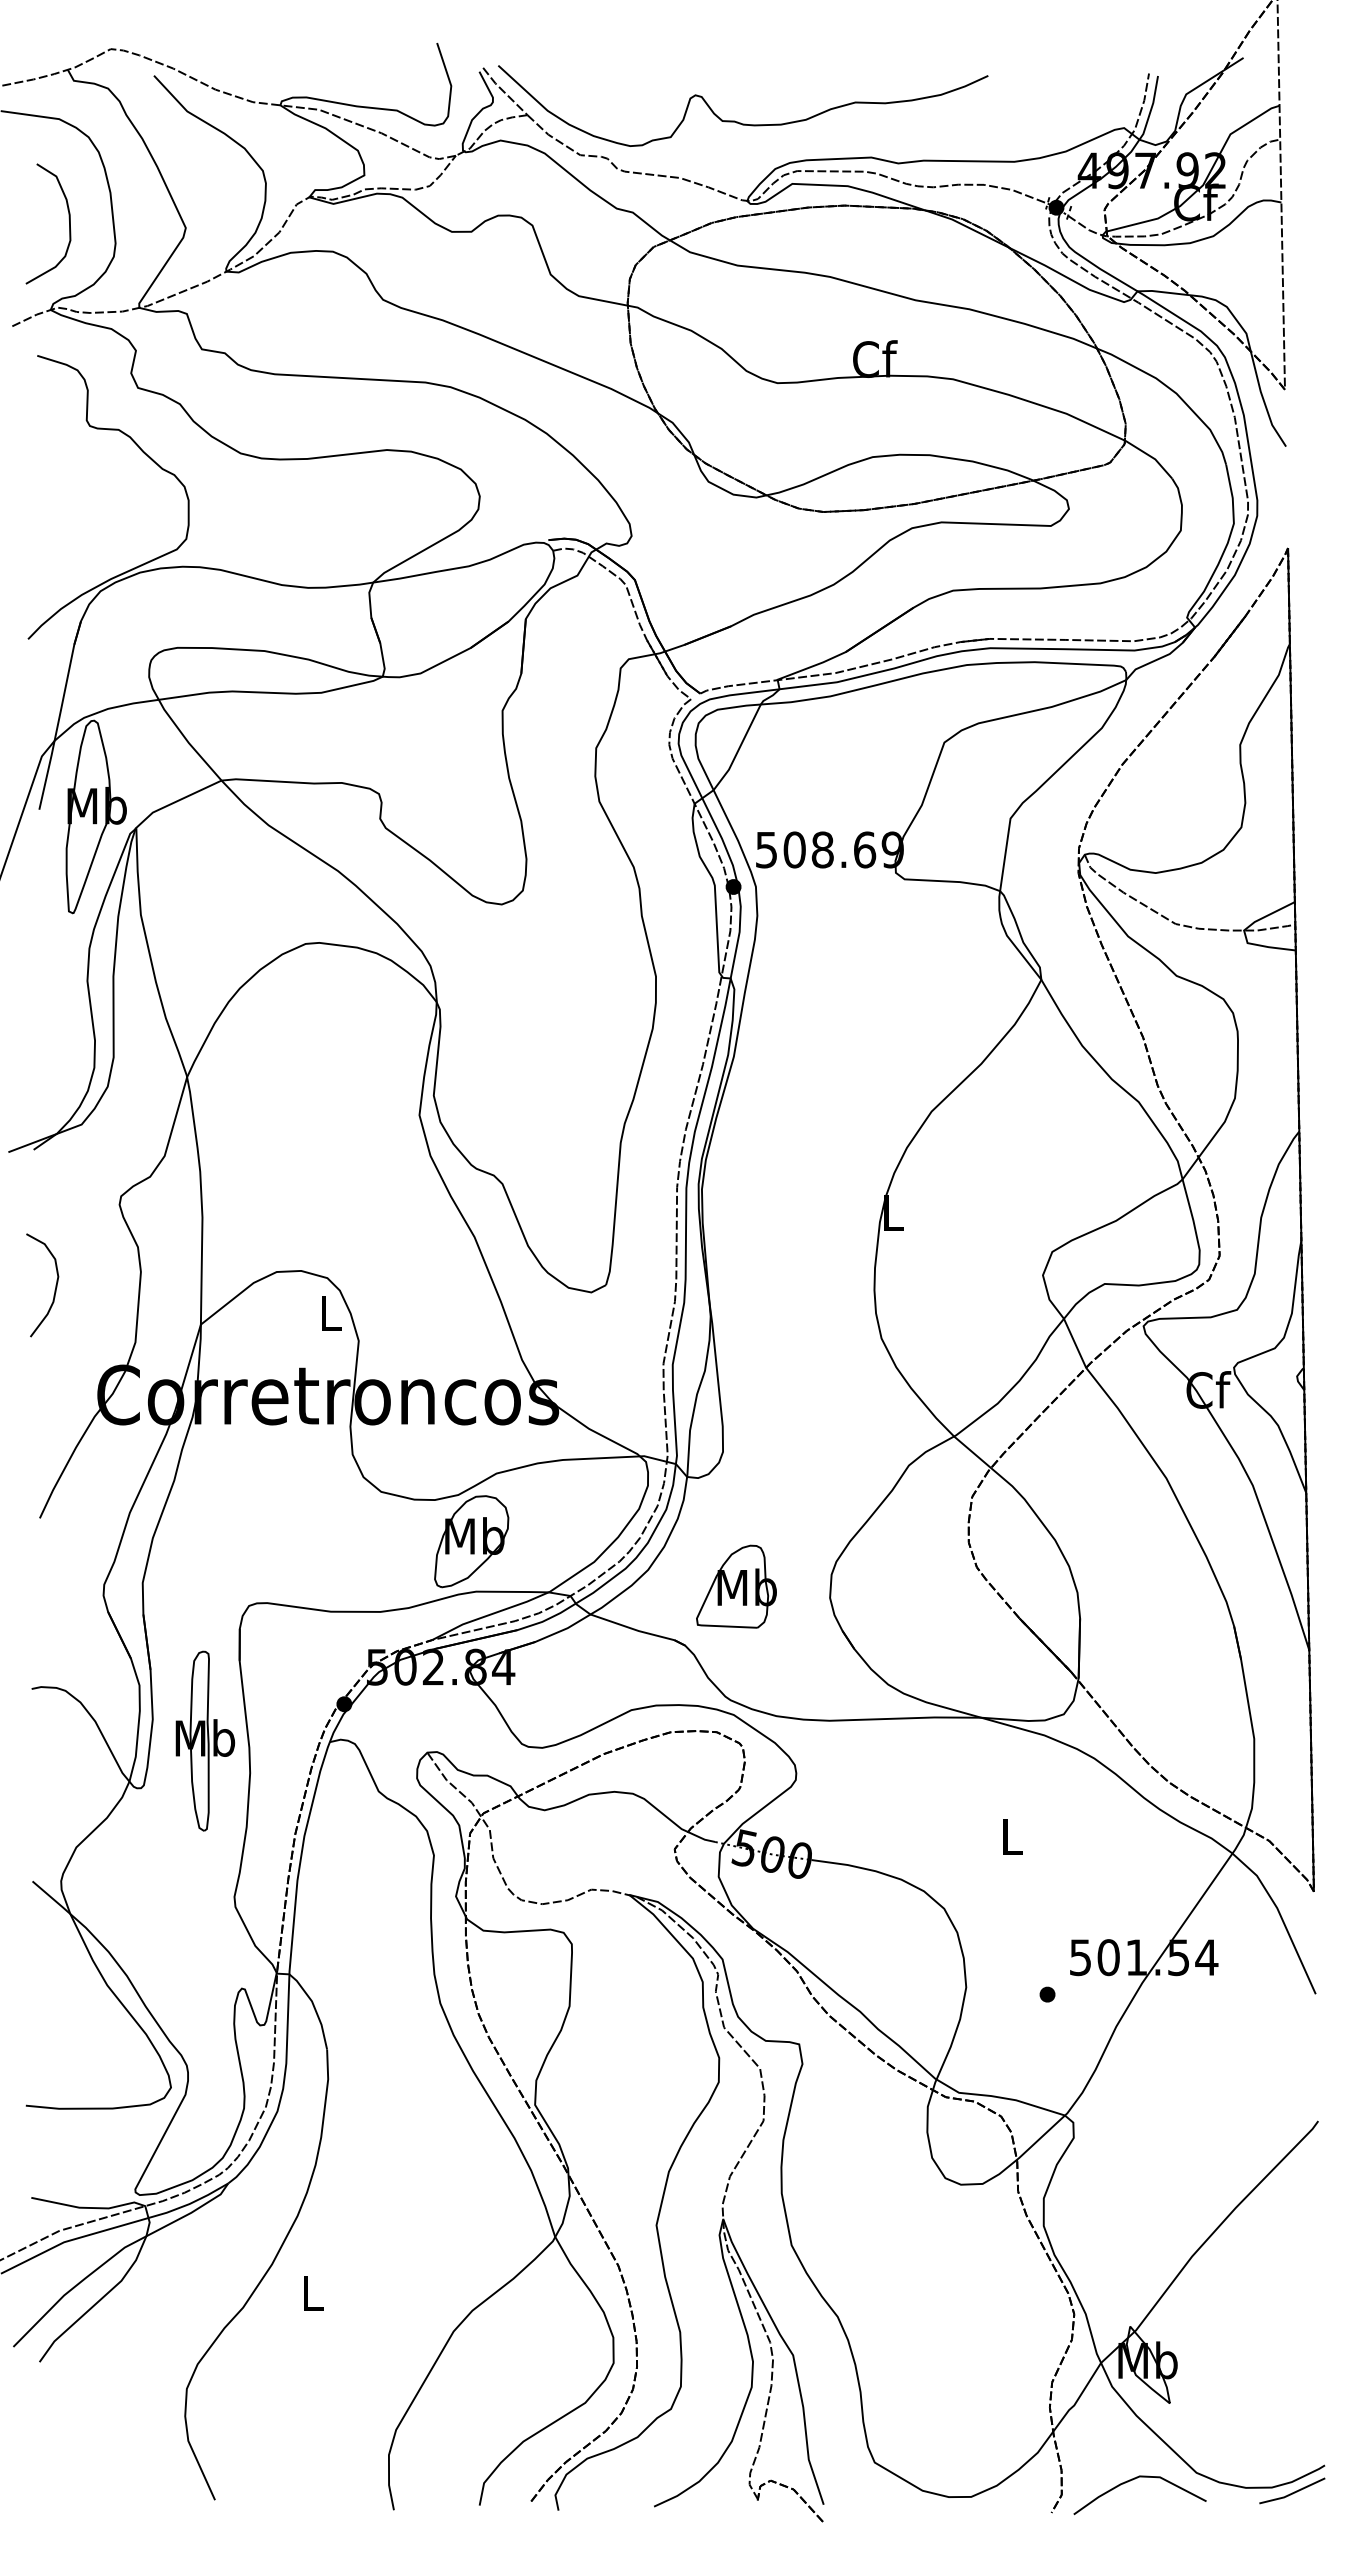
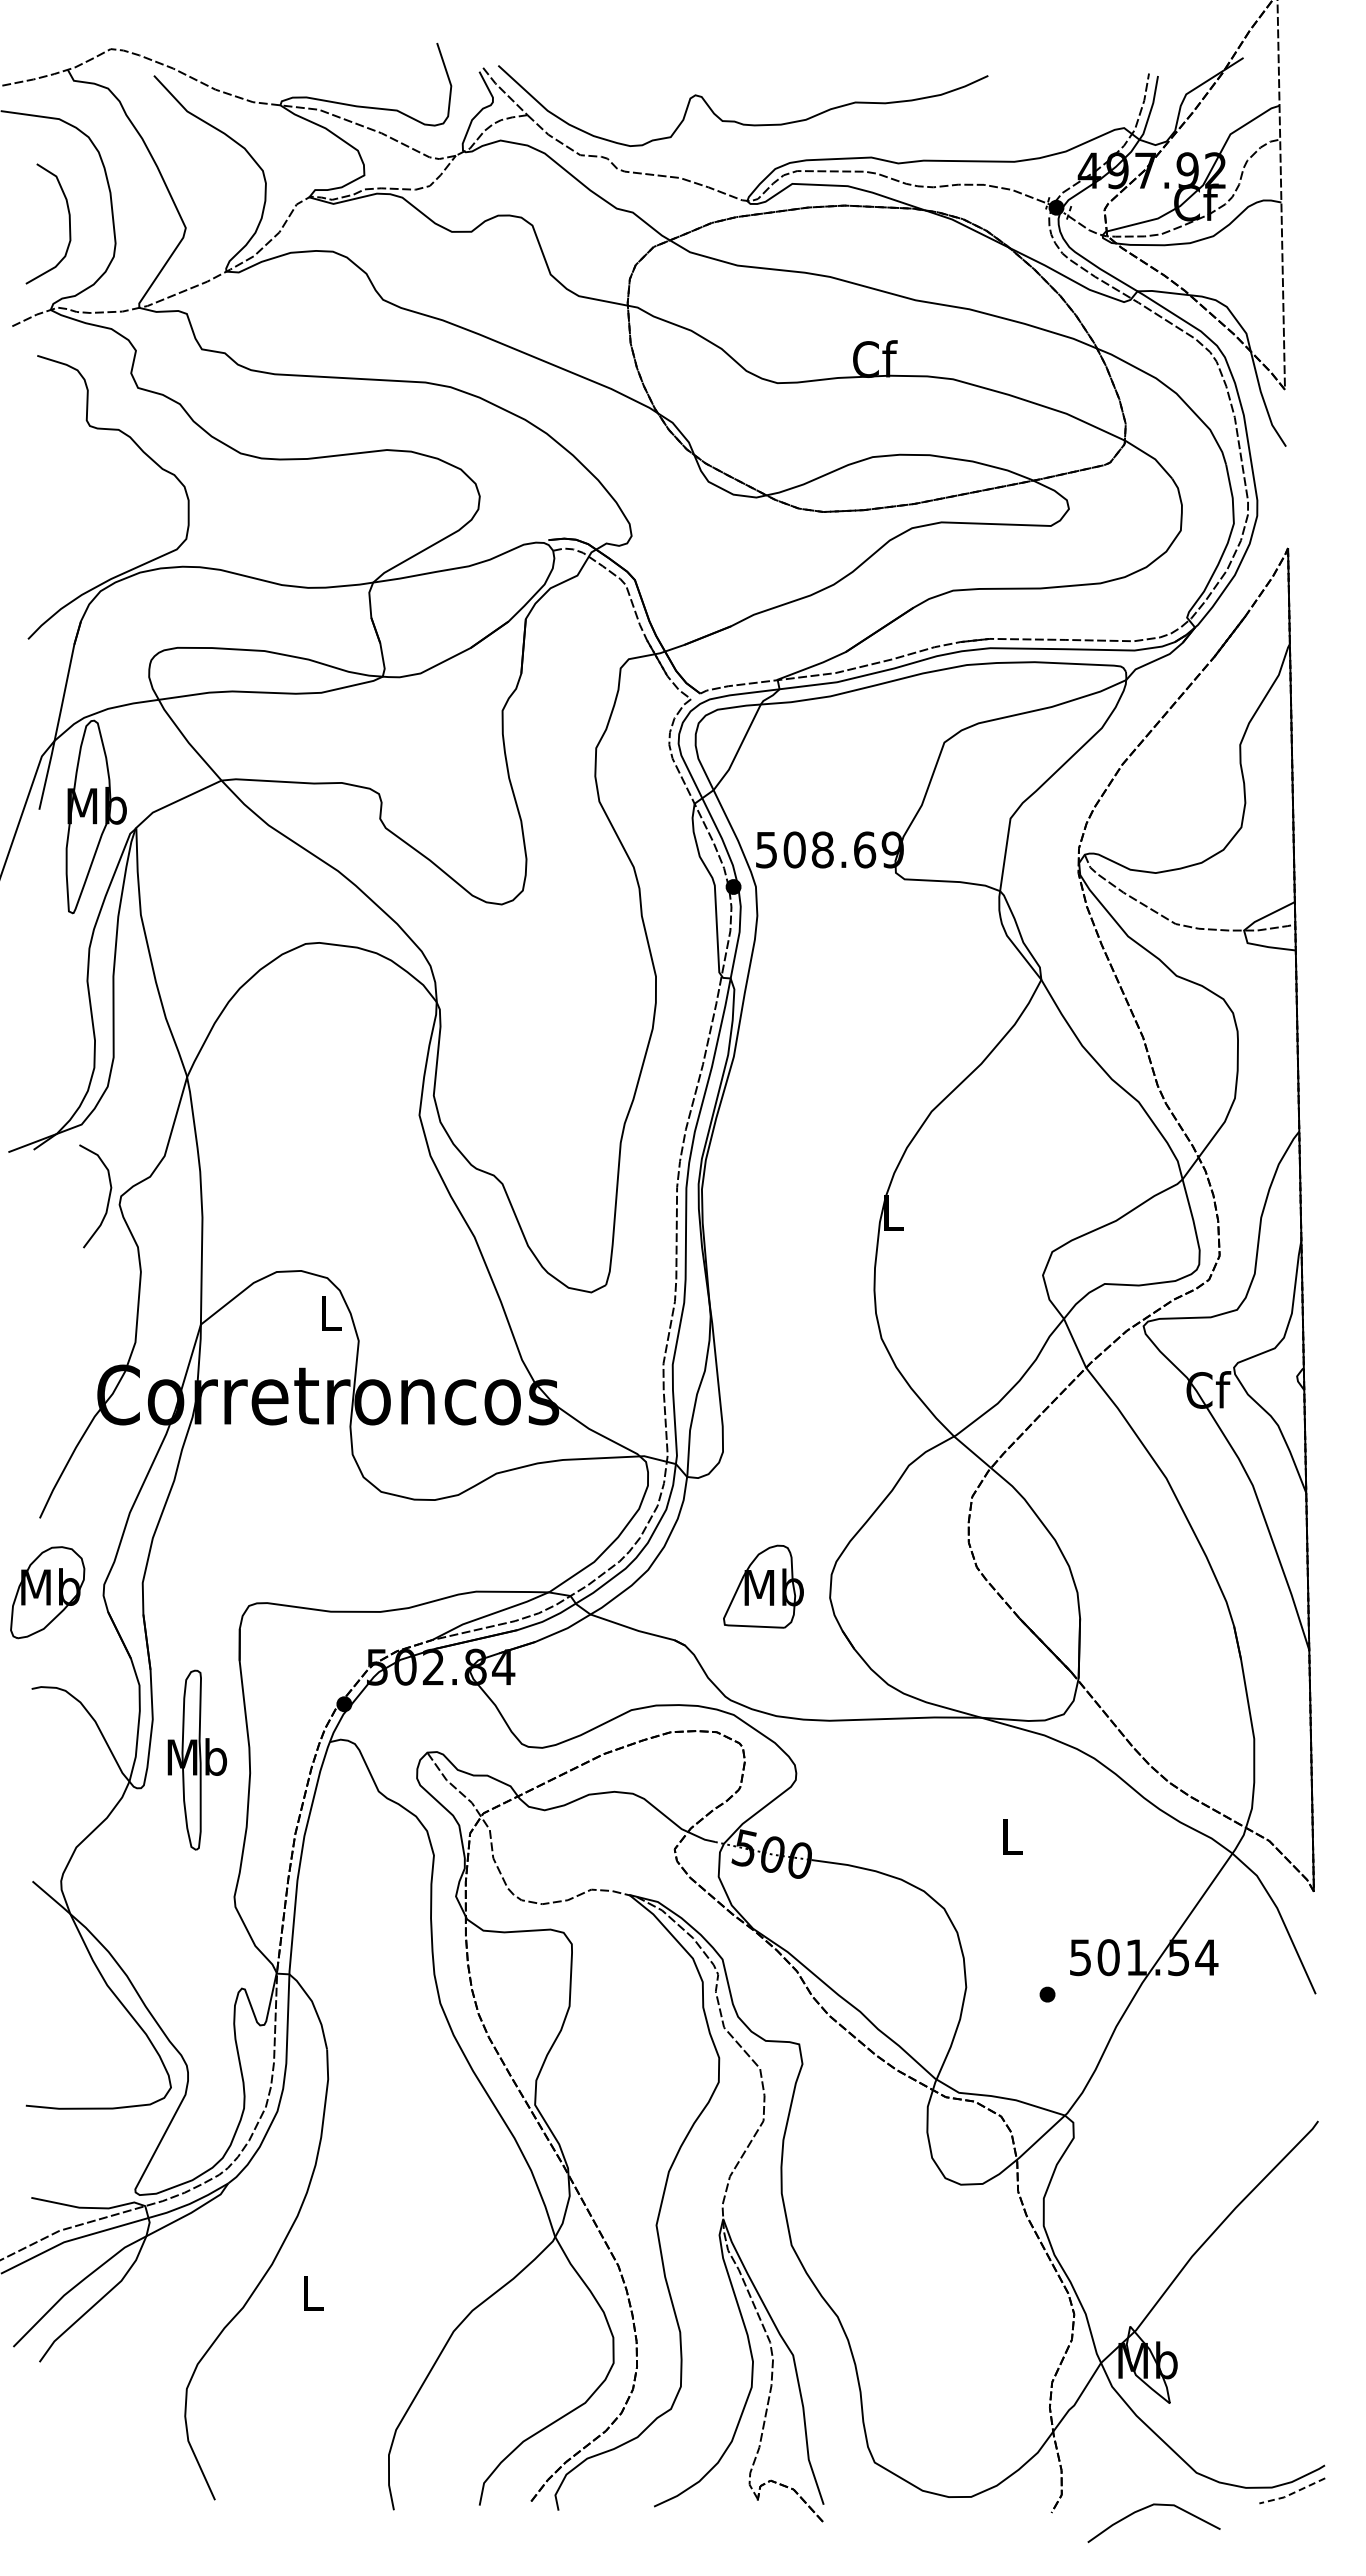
curve position: (55, 1285) -> (108, 1196) (108, 1196)
part position: (471, 1541) -> (47, 1592) (47, 1592)
part position: (736, 1586) -> (763, 1586) (763, 1586)
part position: (205, 1740) -> (197, 1759) (197, 1759)
curve position: (1135, 2479) -> (1149, 2507) (1149, 2507)
line: solid -> dashed (1292, 2493)
